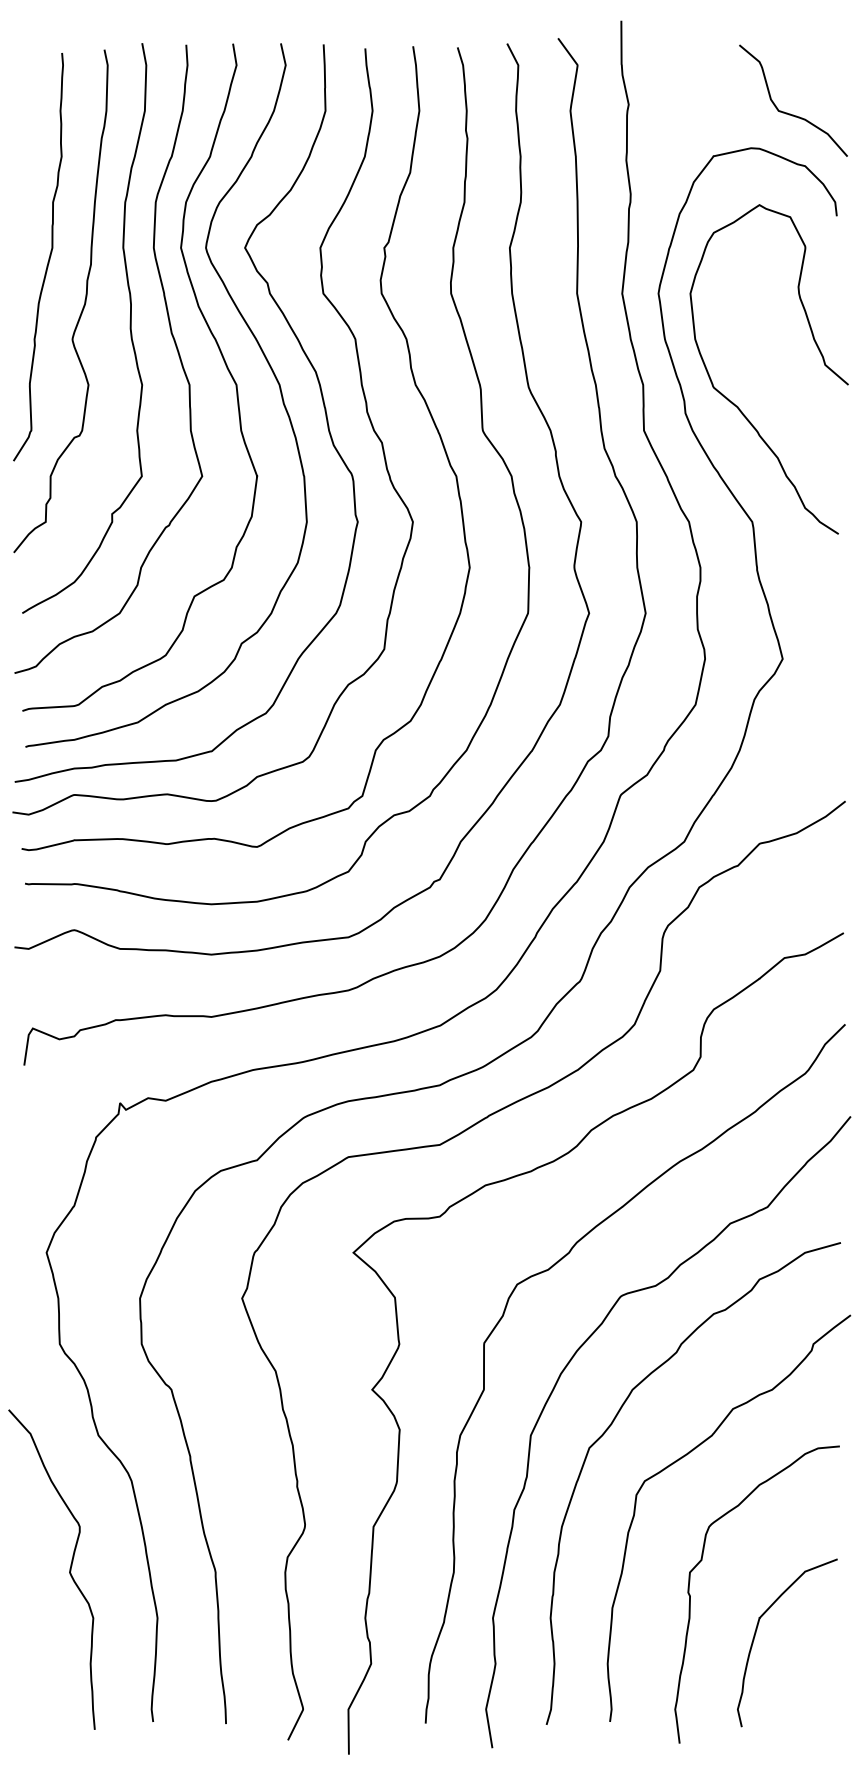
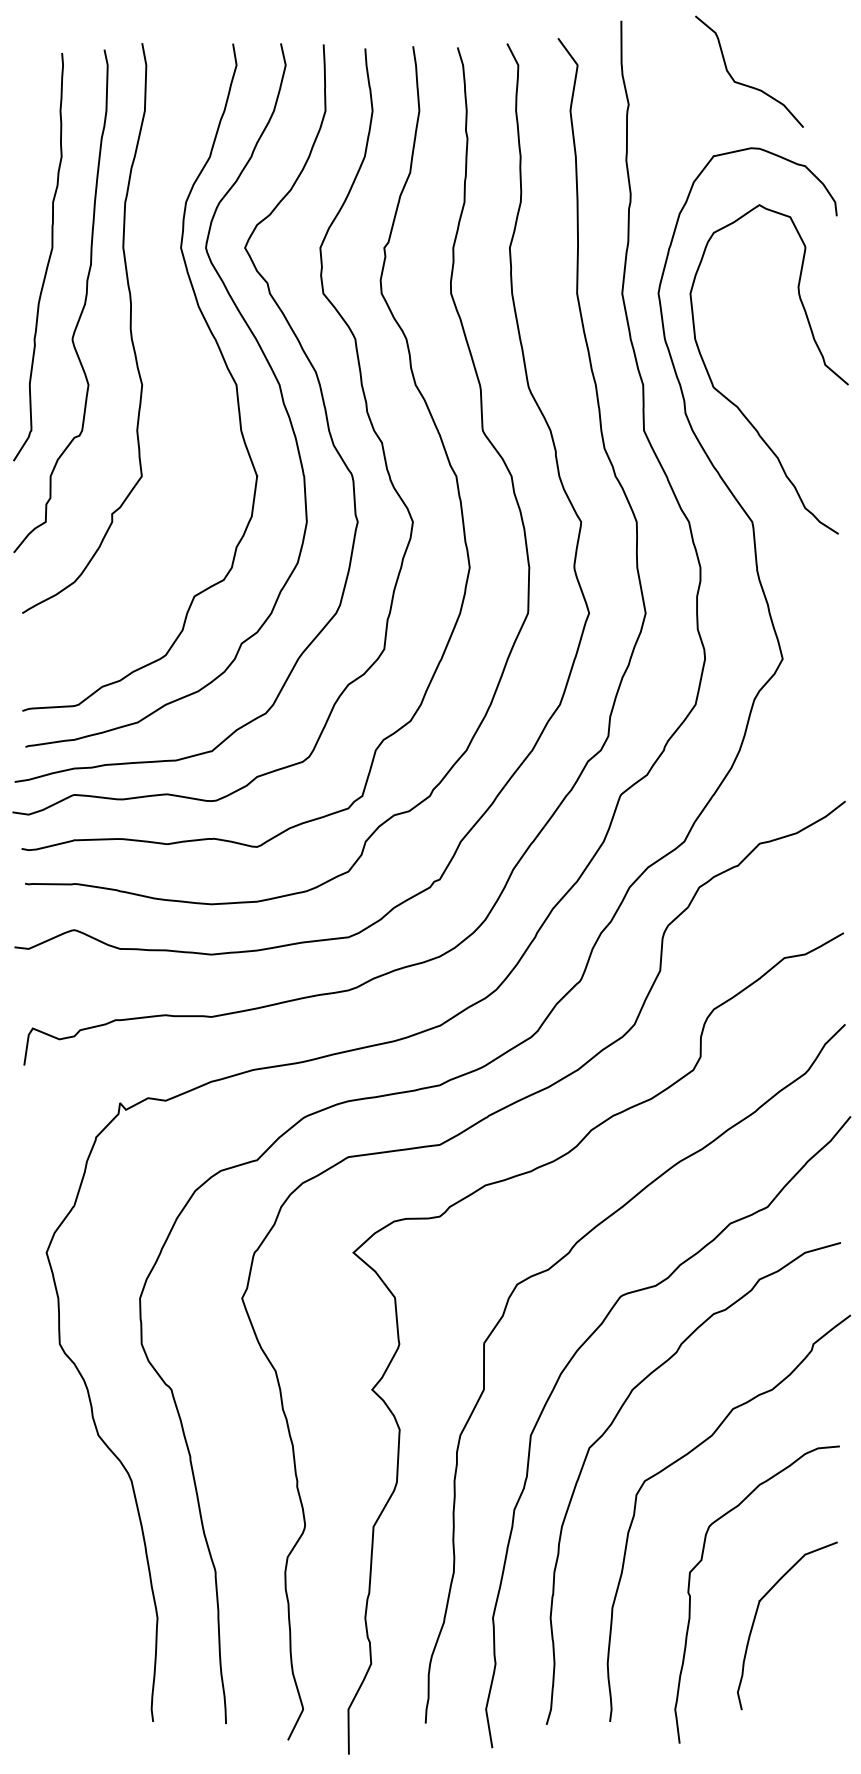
curve position: (790, 113) -> (746, 84) (746, 84)
curve: present -> none (170, 333)
curve: present -> none (69, 1569)
curve position: (756, 1633) -> (756, 1616) (756, 1616)
